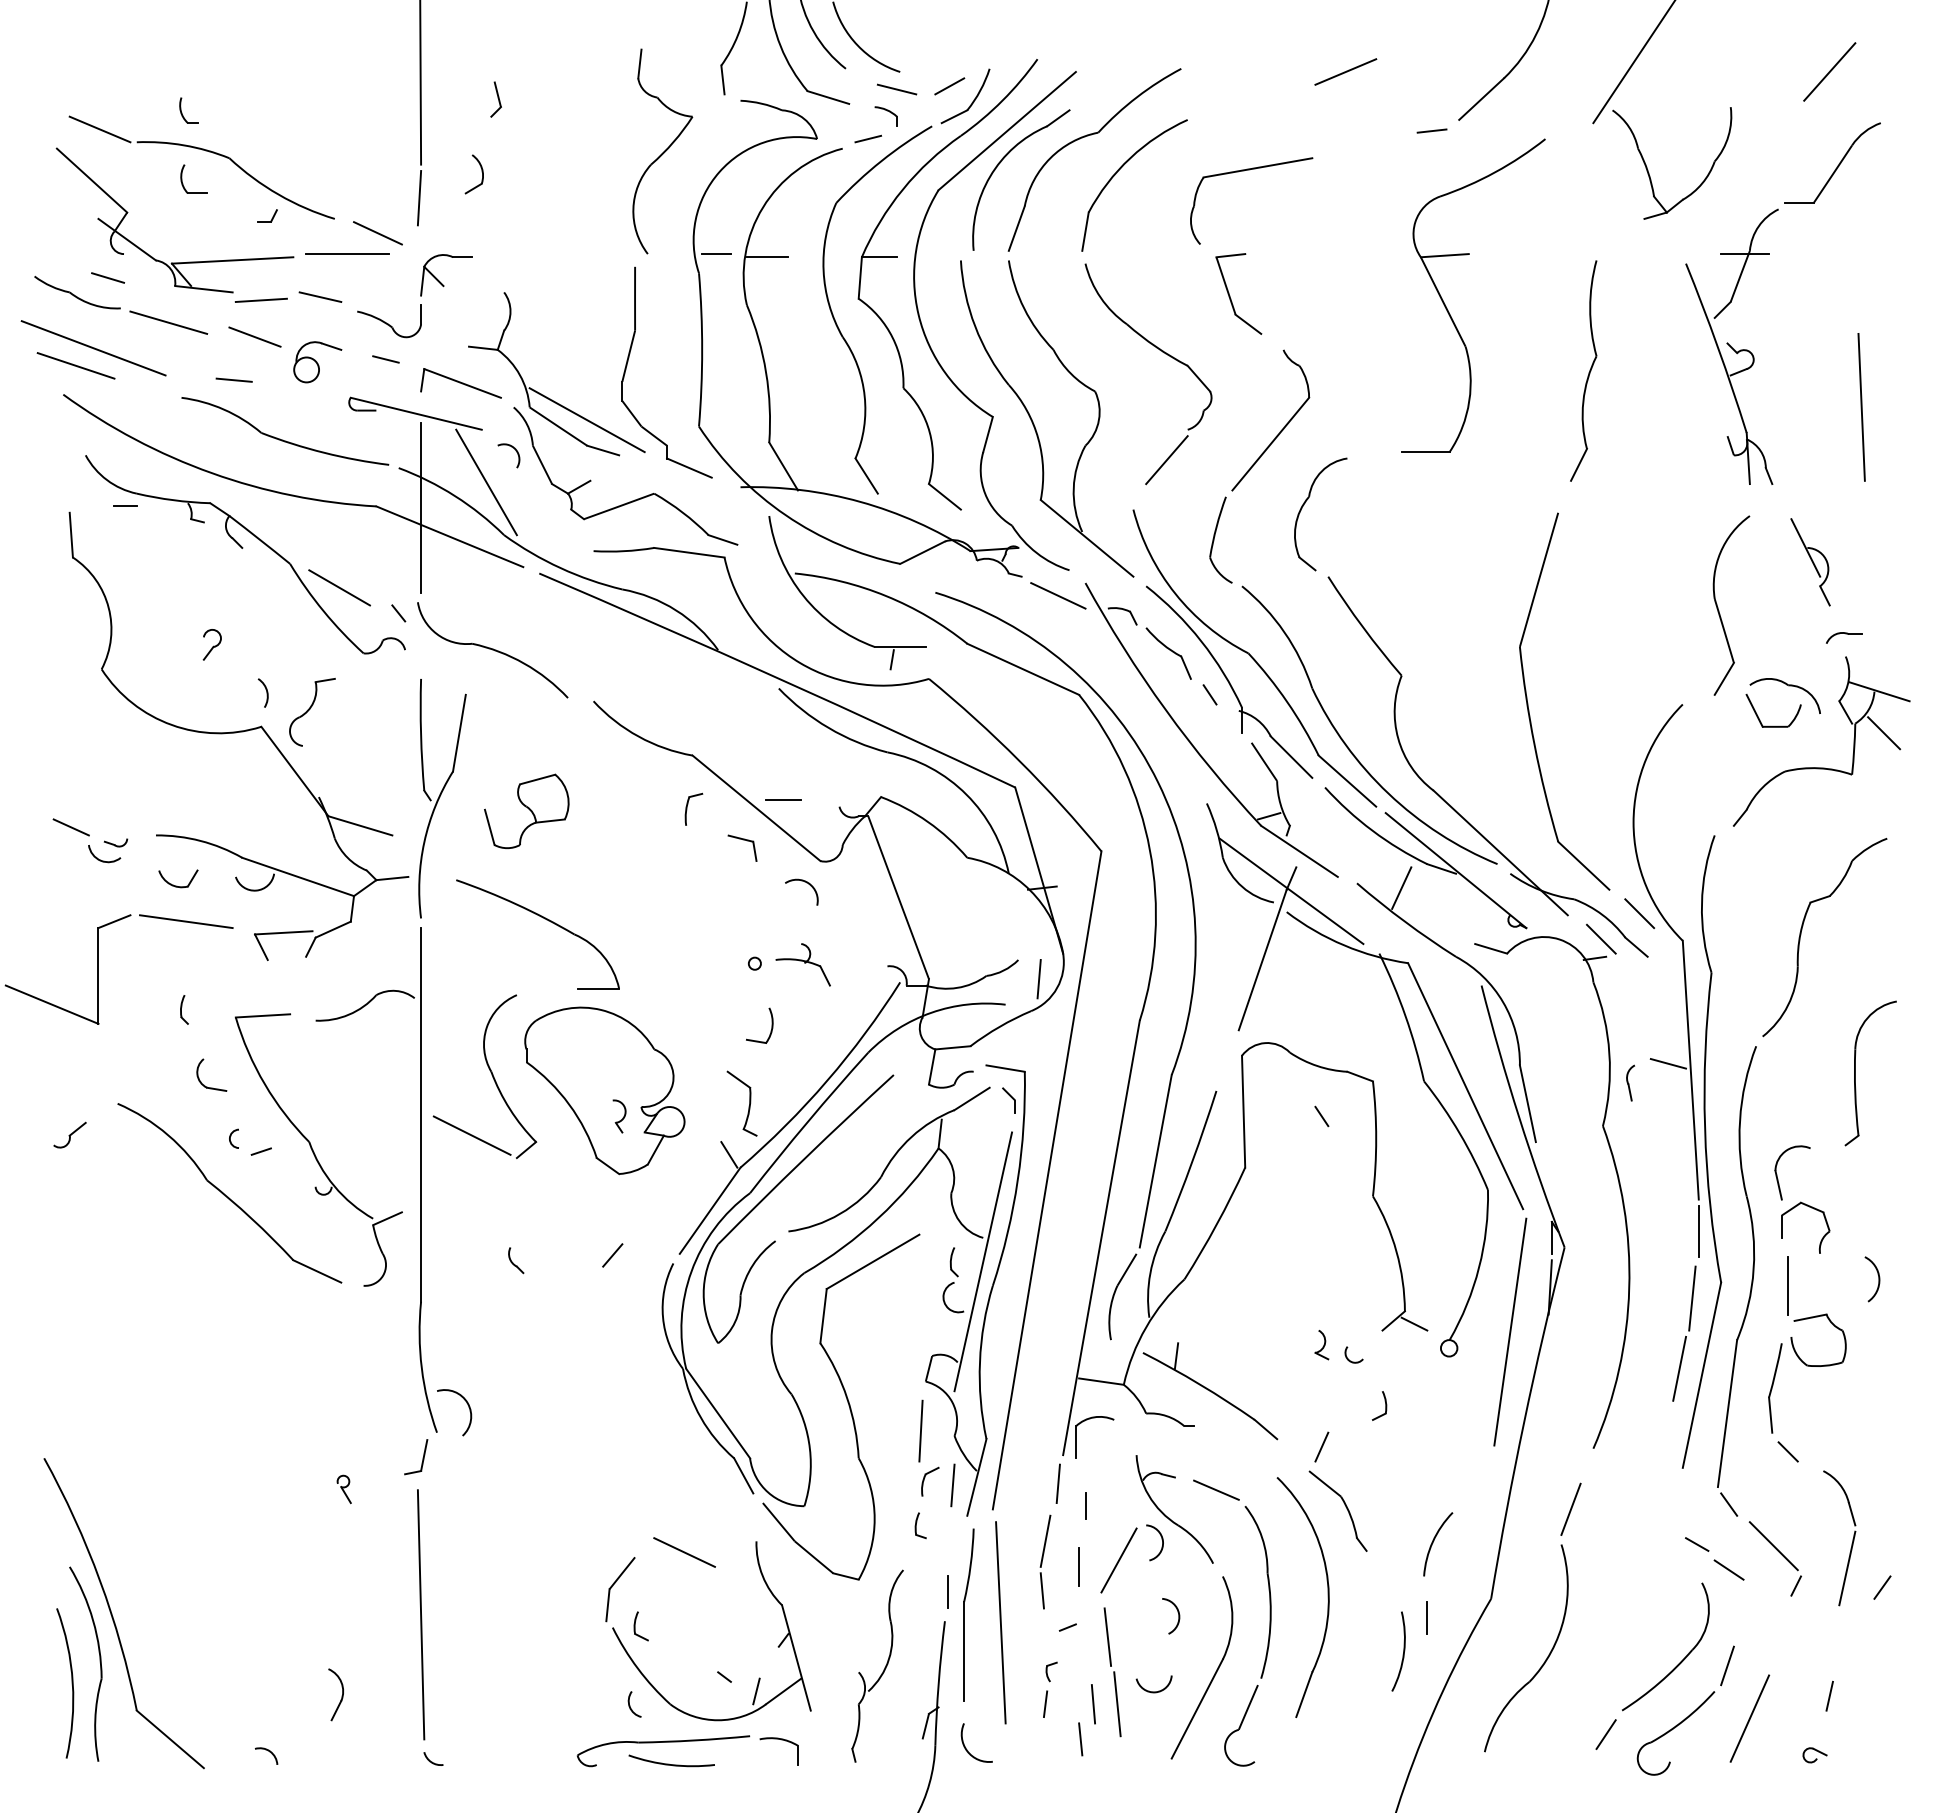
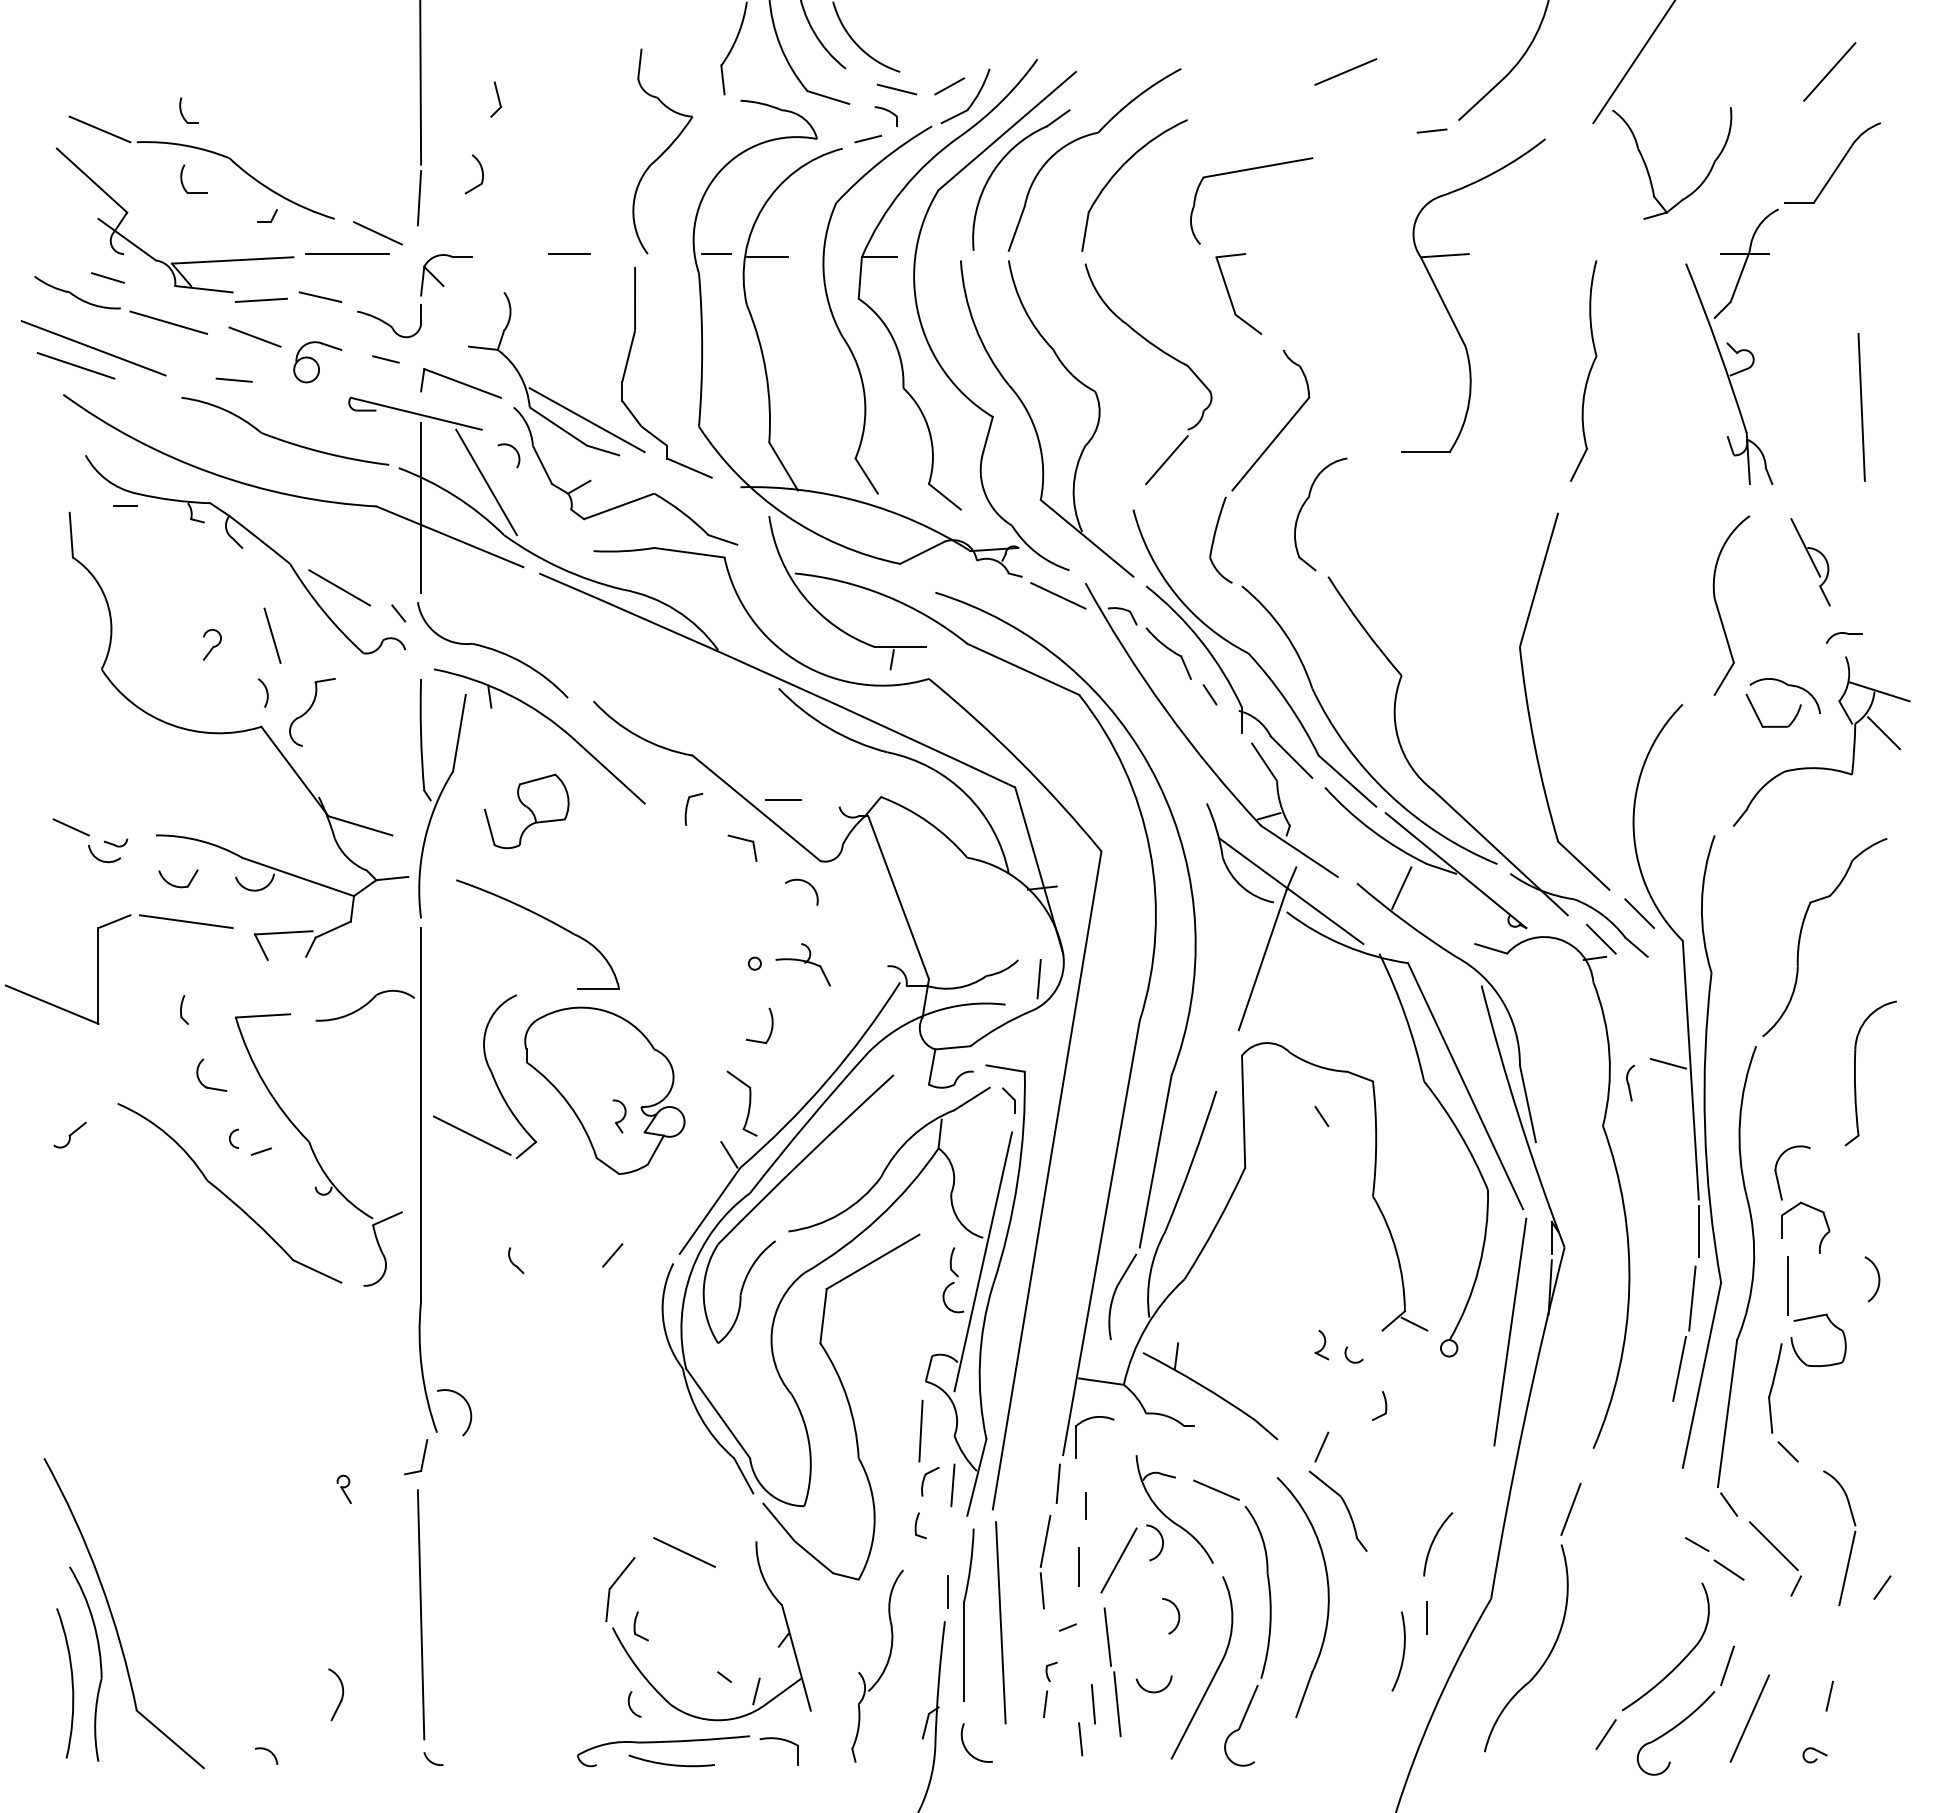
line: none -> present (569, 254)
line: none -> present (272, 635)
part: none -> present (550, 721)
